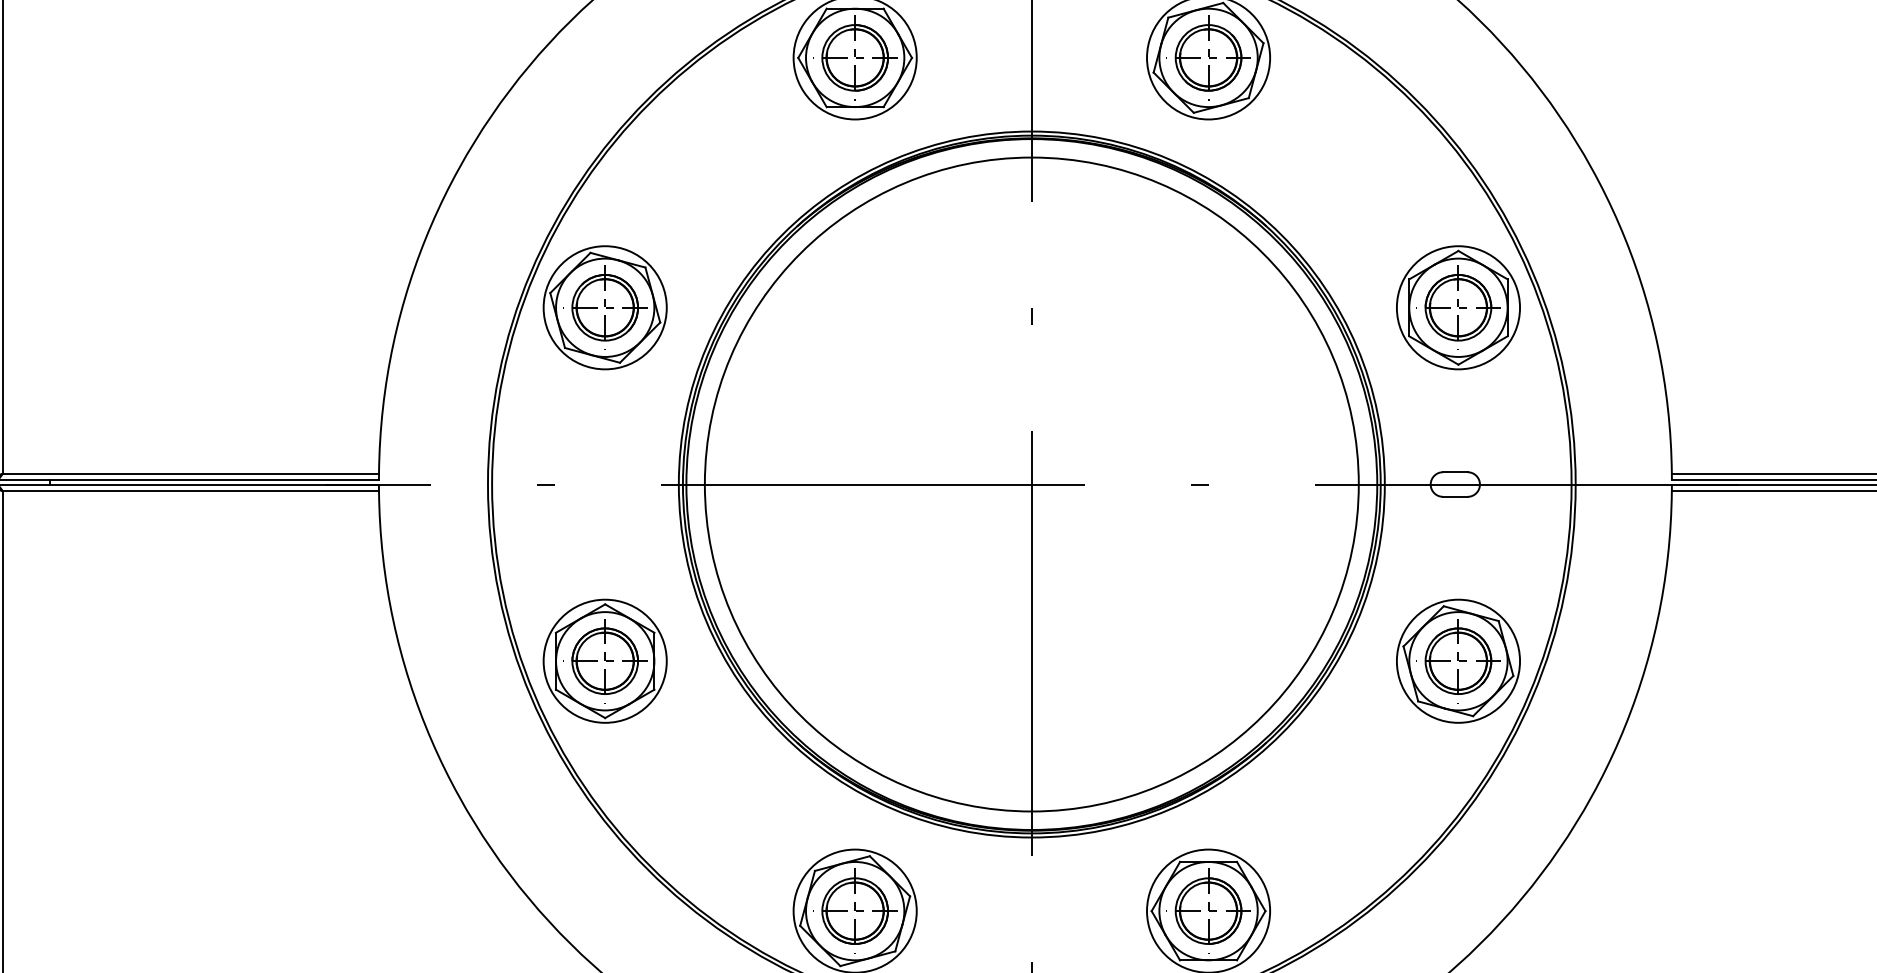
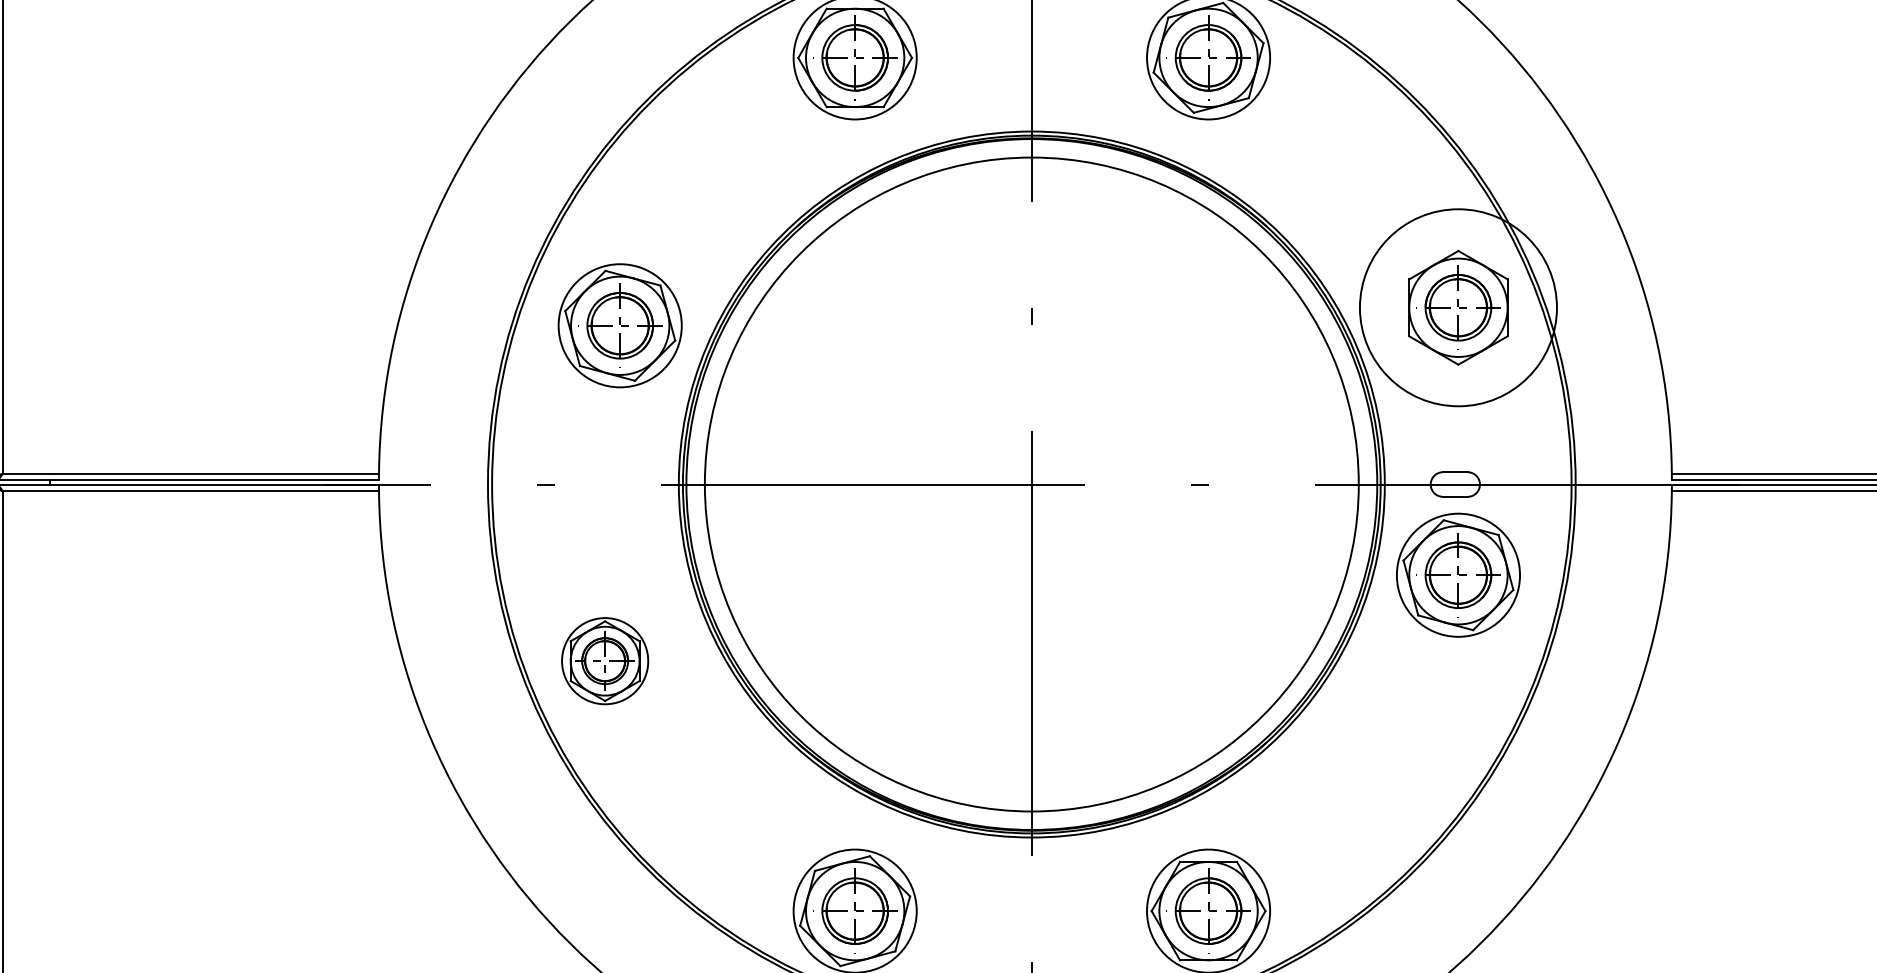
part position: (604, 307) -> (619, 325) (619, 325)
circle diameter: 123 px -> 197 px (1457, 307)
part size: 126x126 px -> 89x89 px (605, 661)
part position: (1458, 660) -> (1458, 574) (1458, 574)
